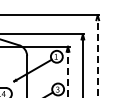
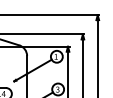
line: dashed -> solid (97, 56)
line: dashed -> solid (68, 71)
